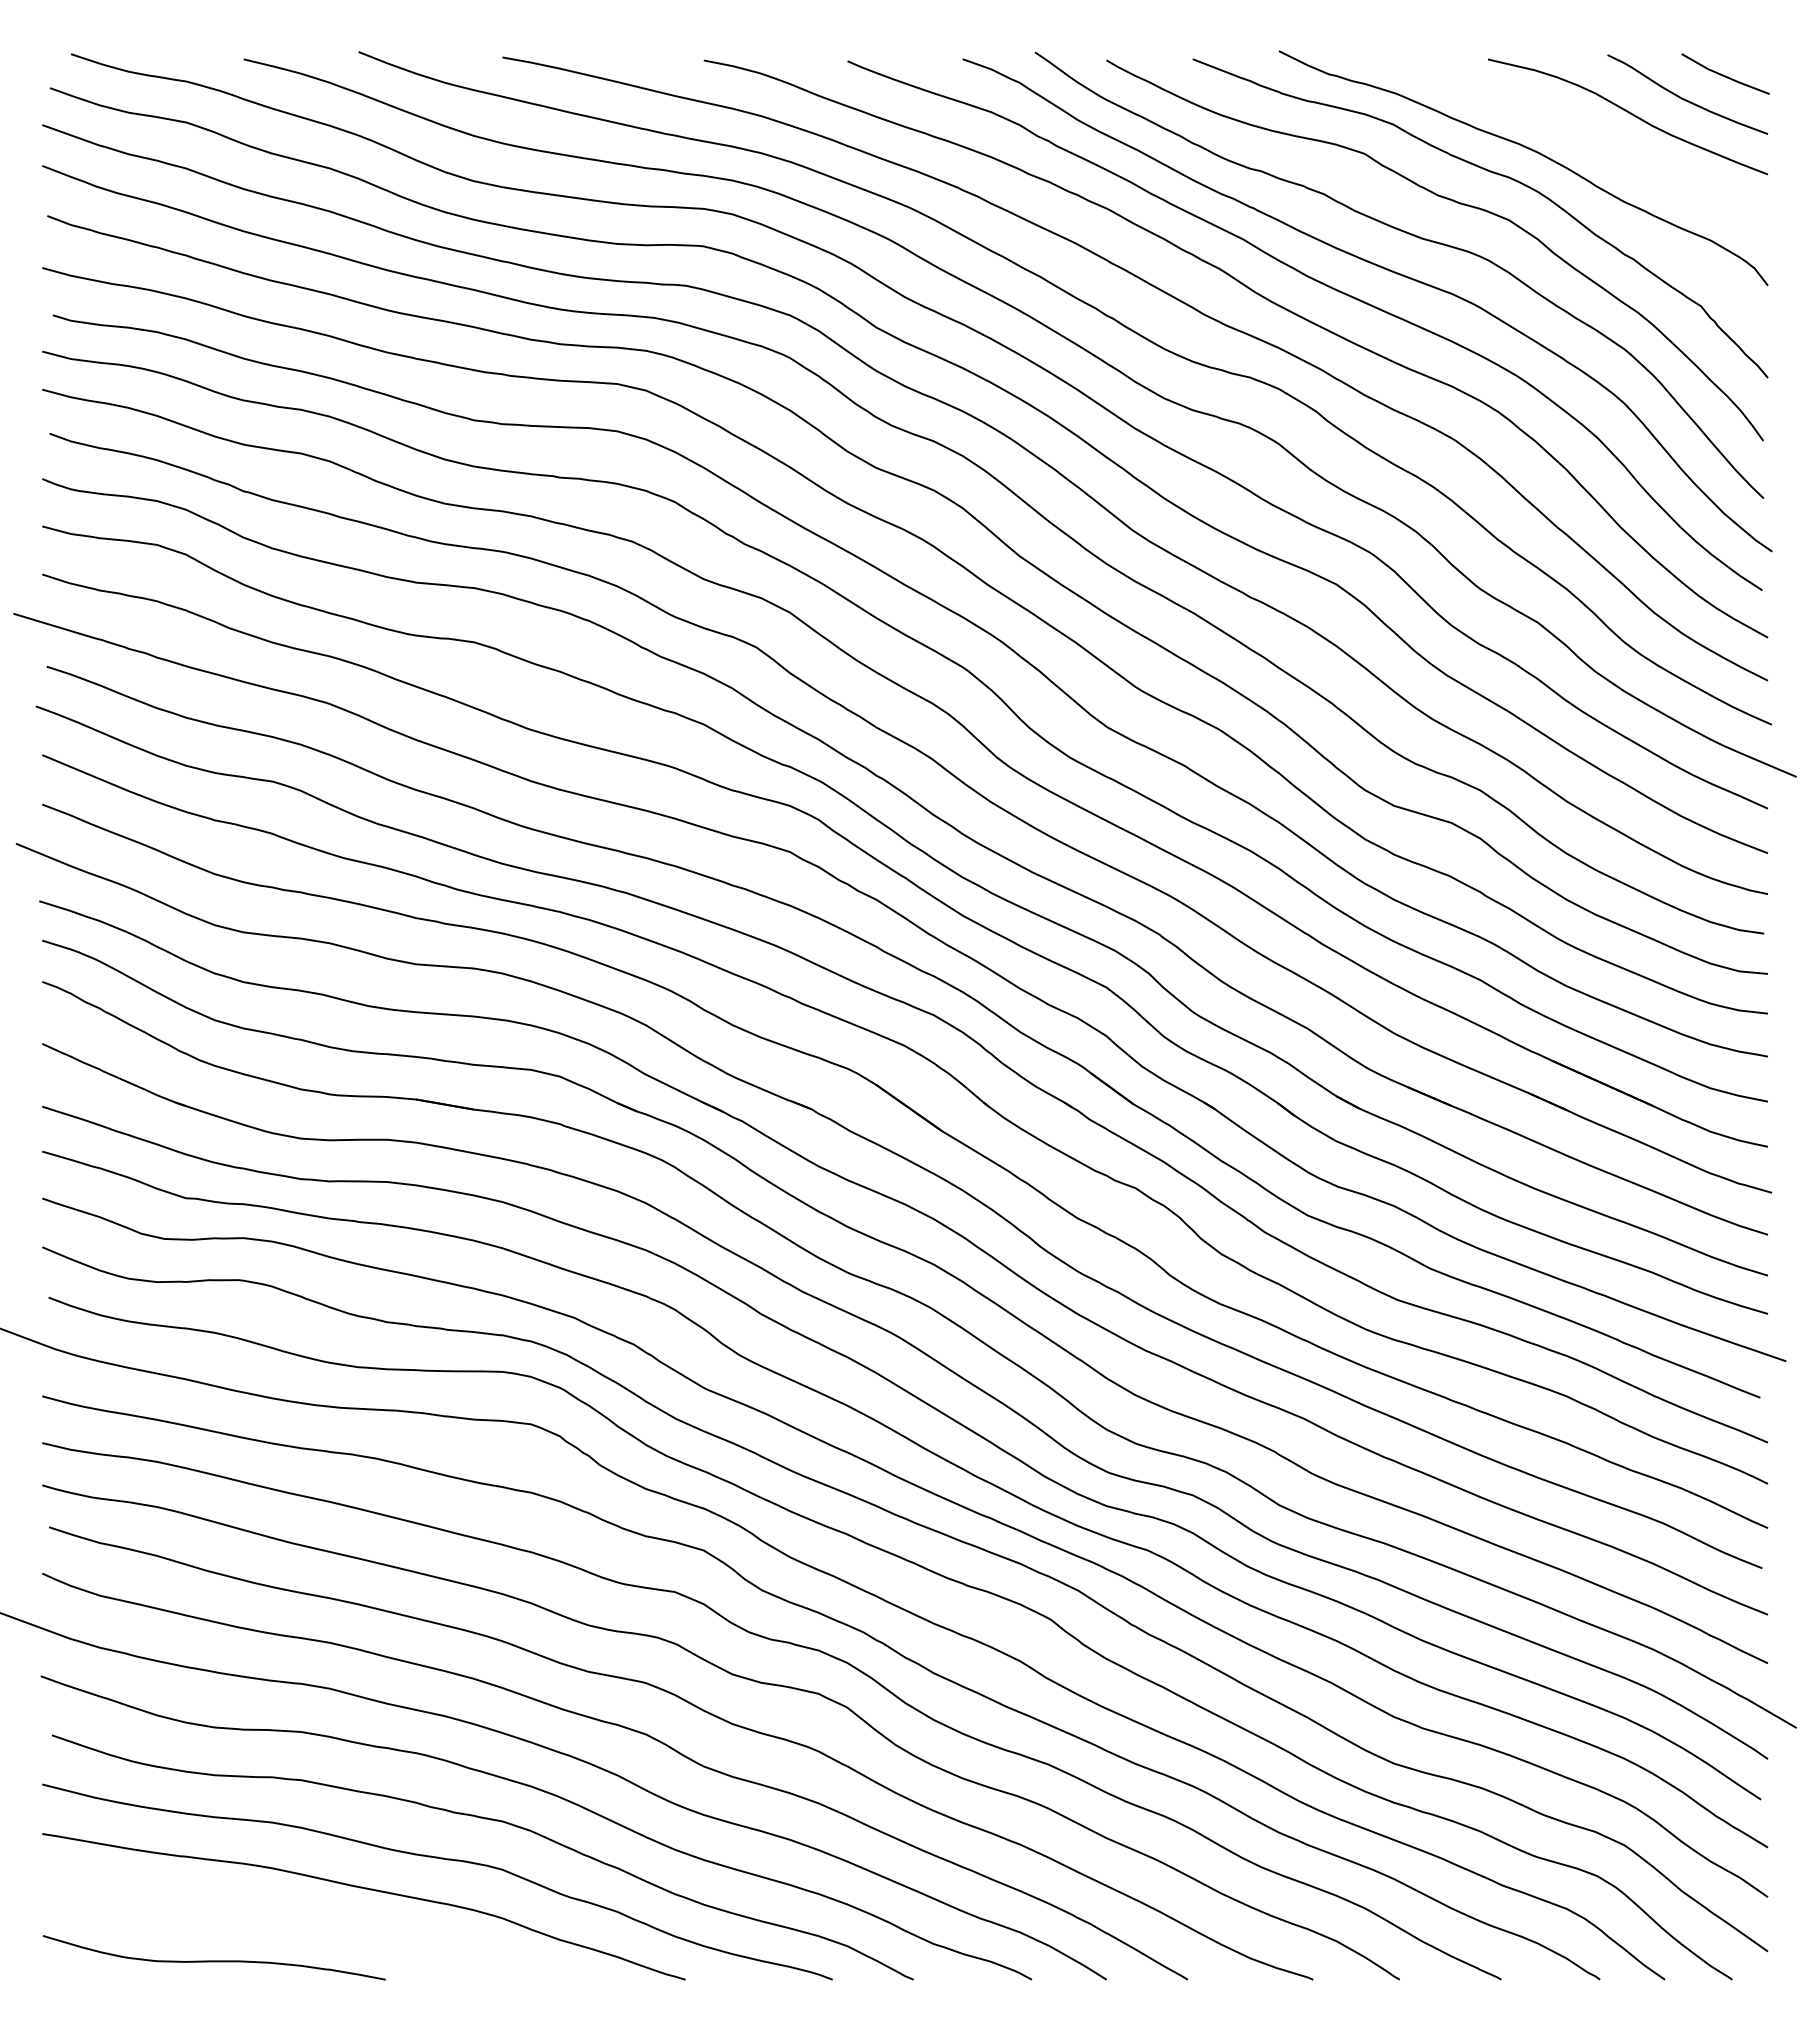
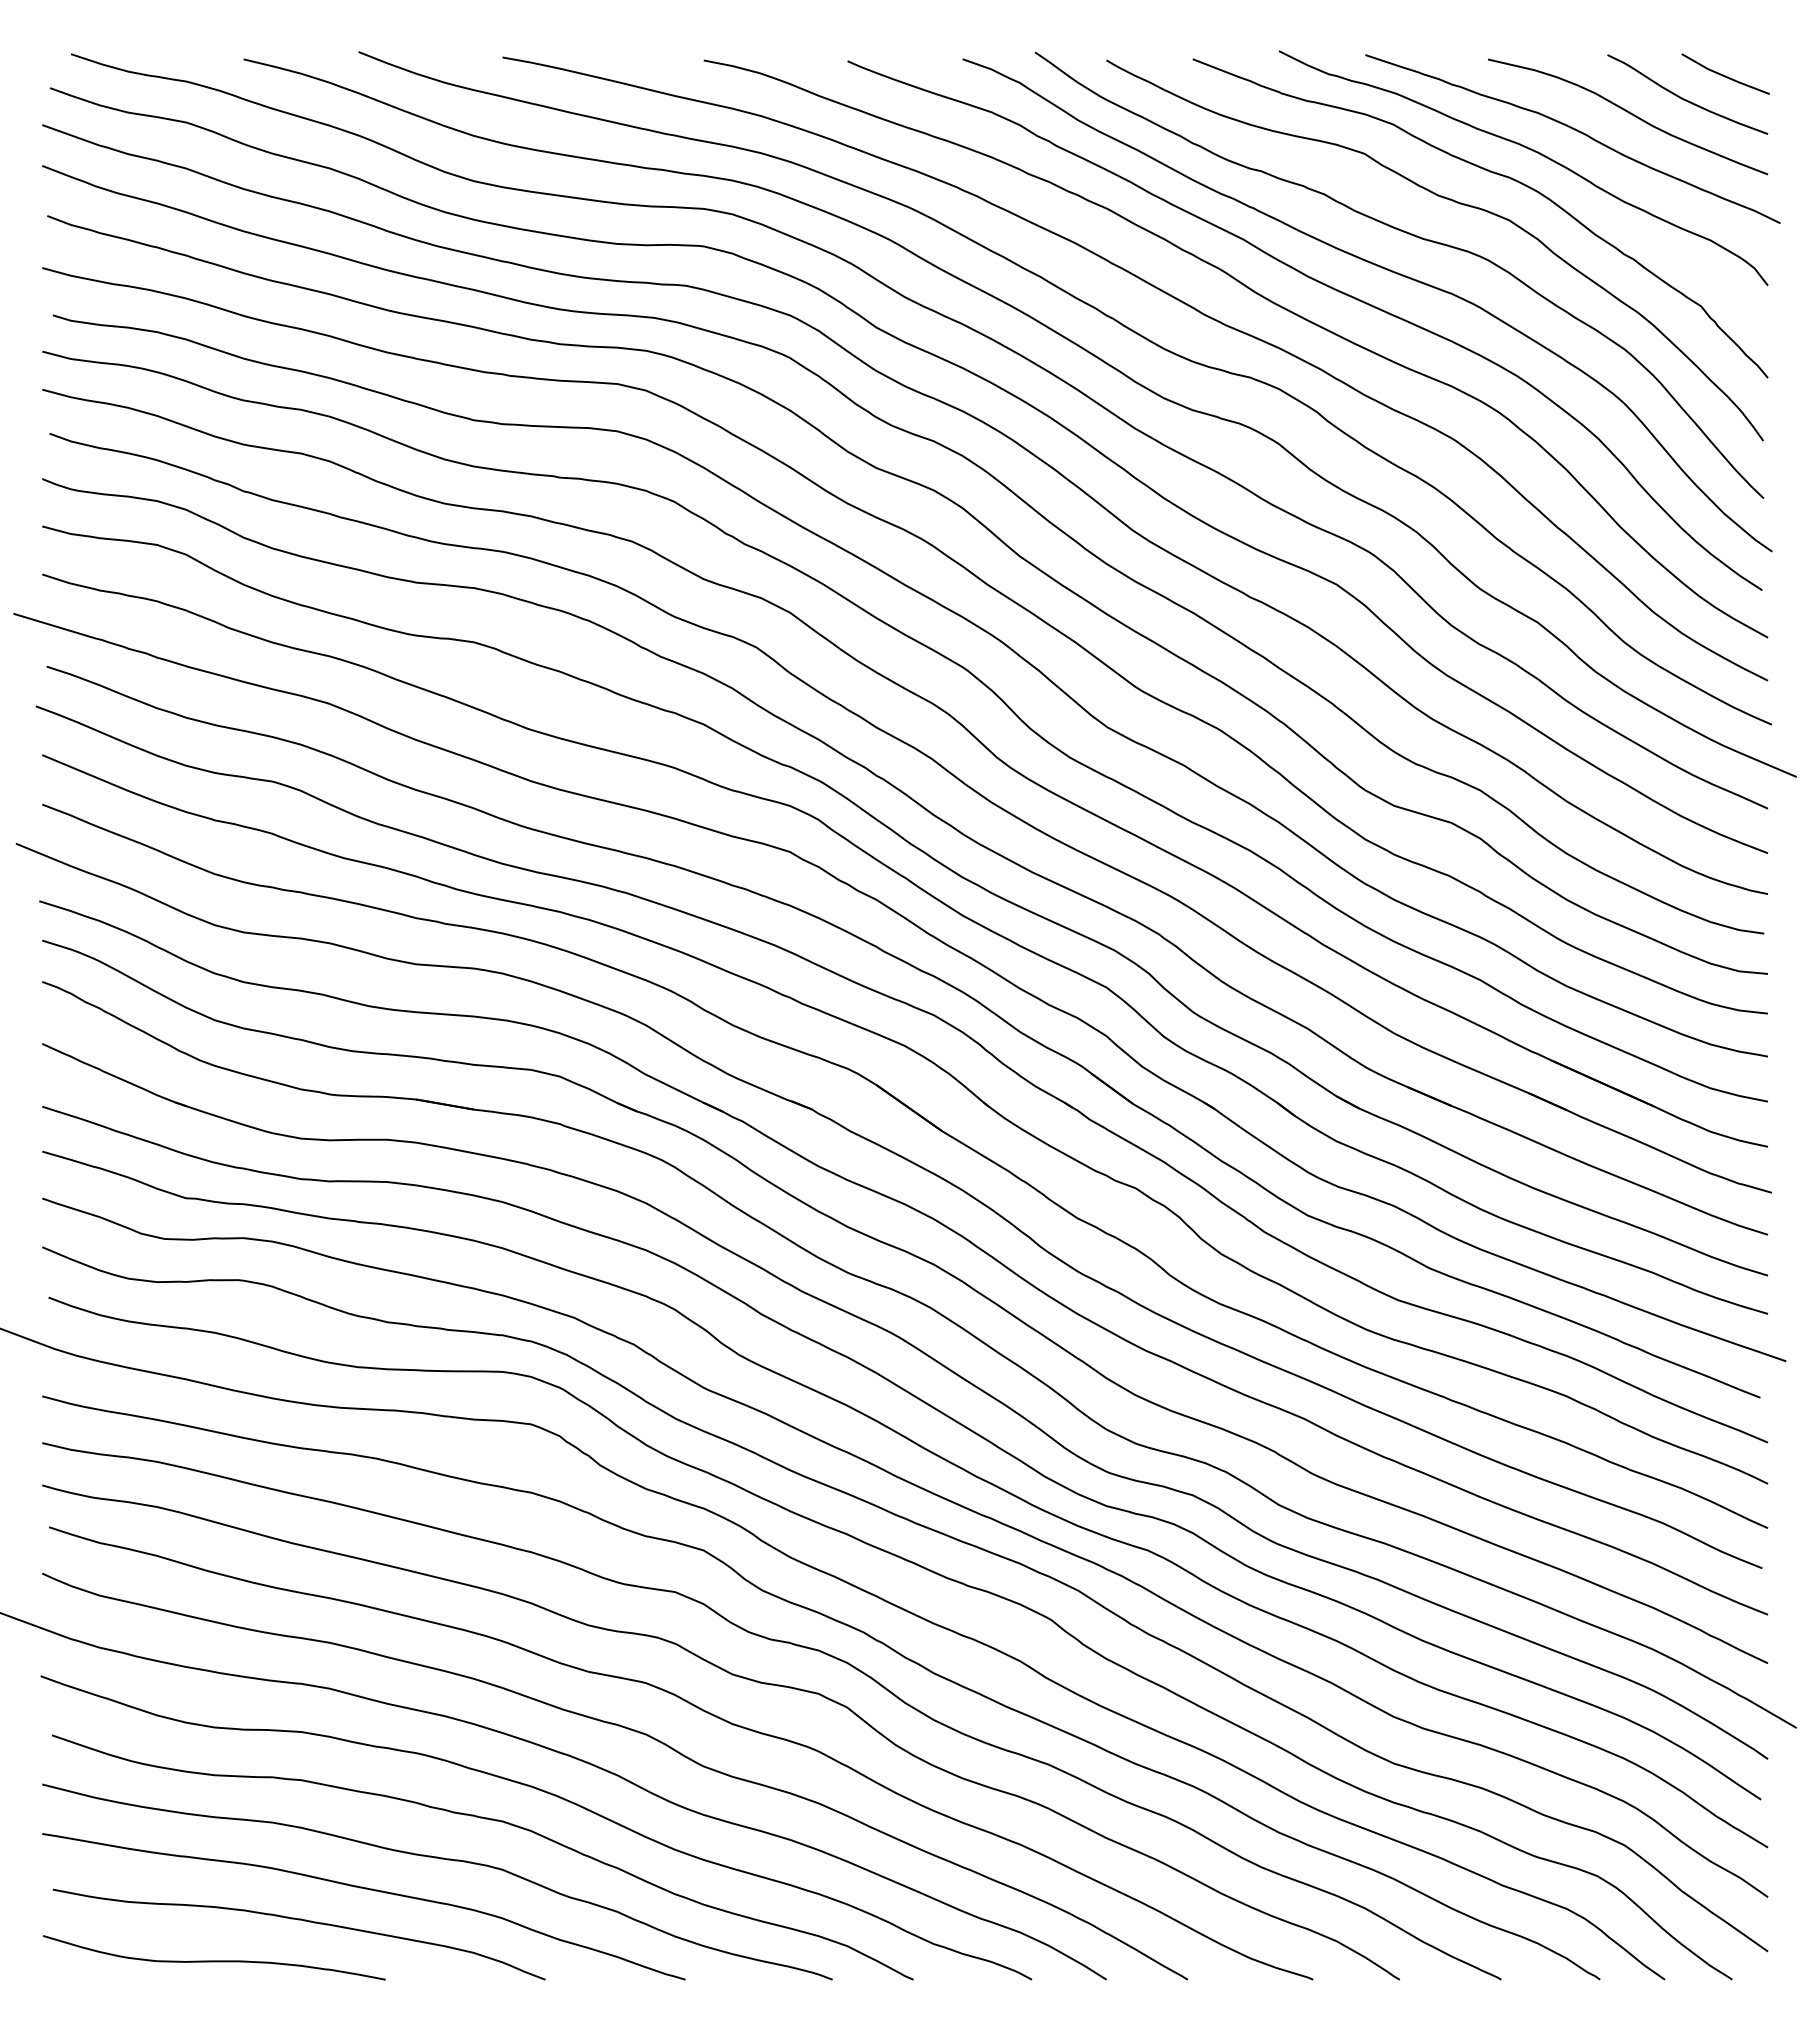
curve: none -> present (1576, 131)
curve: none -> present (298, 1920)
